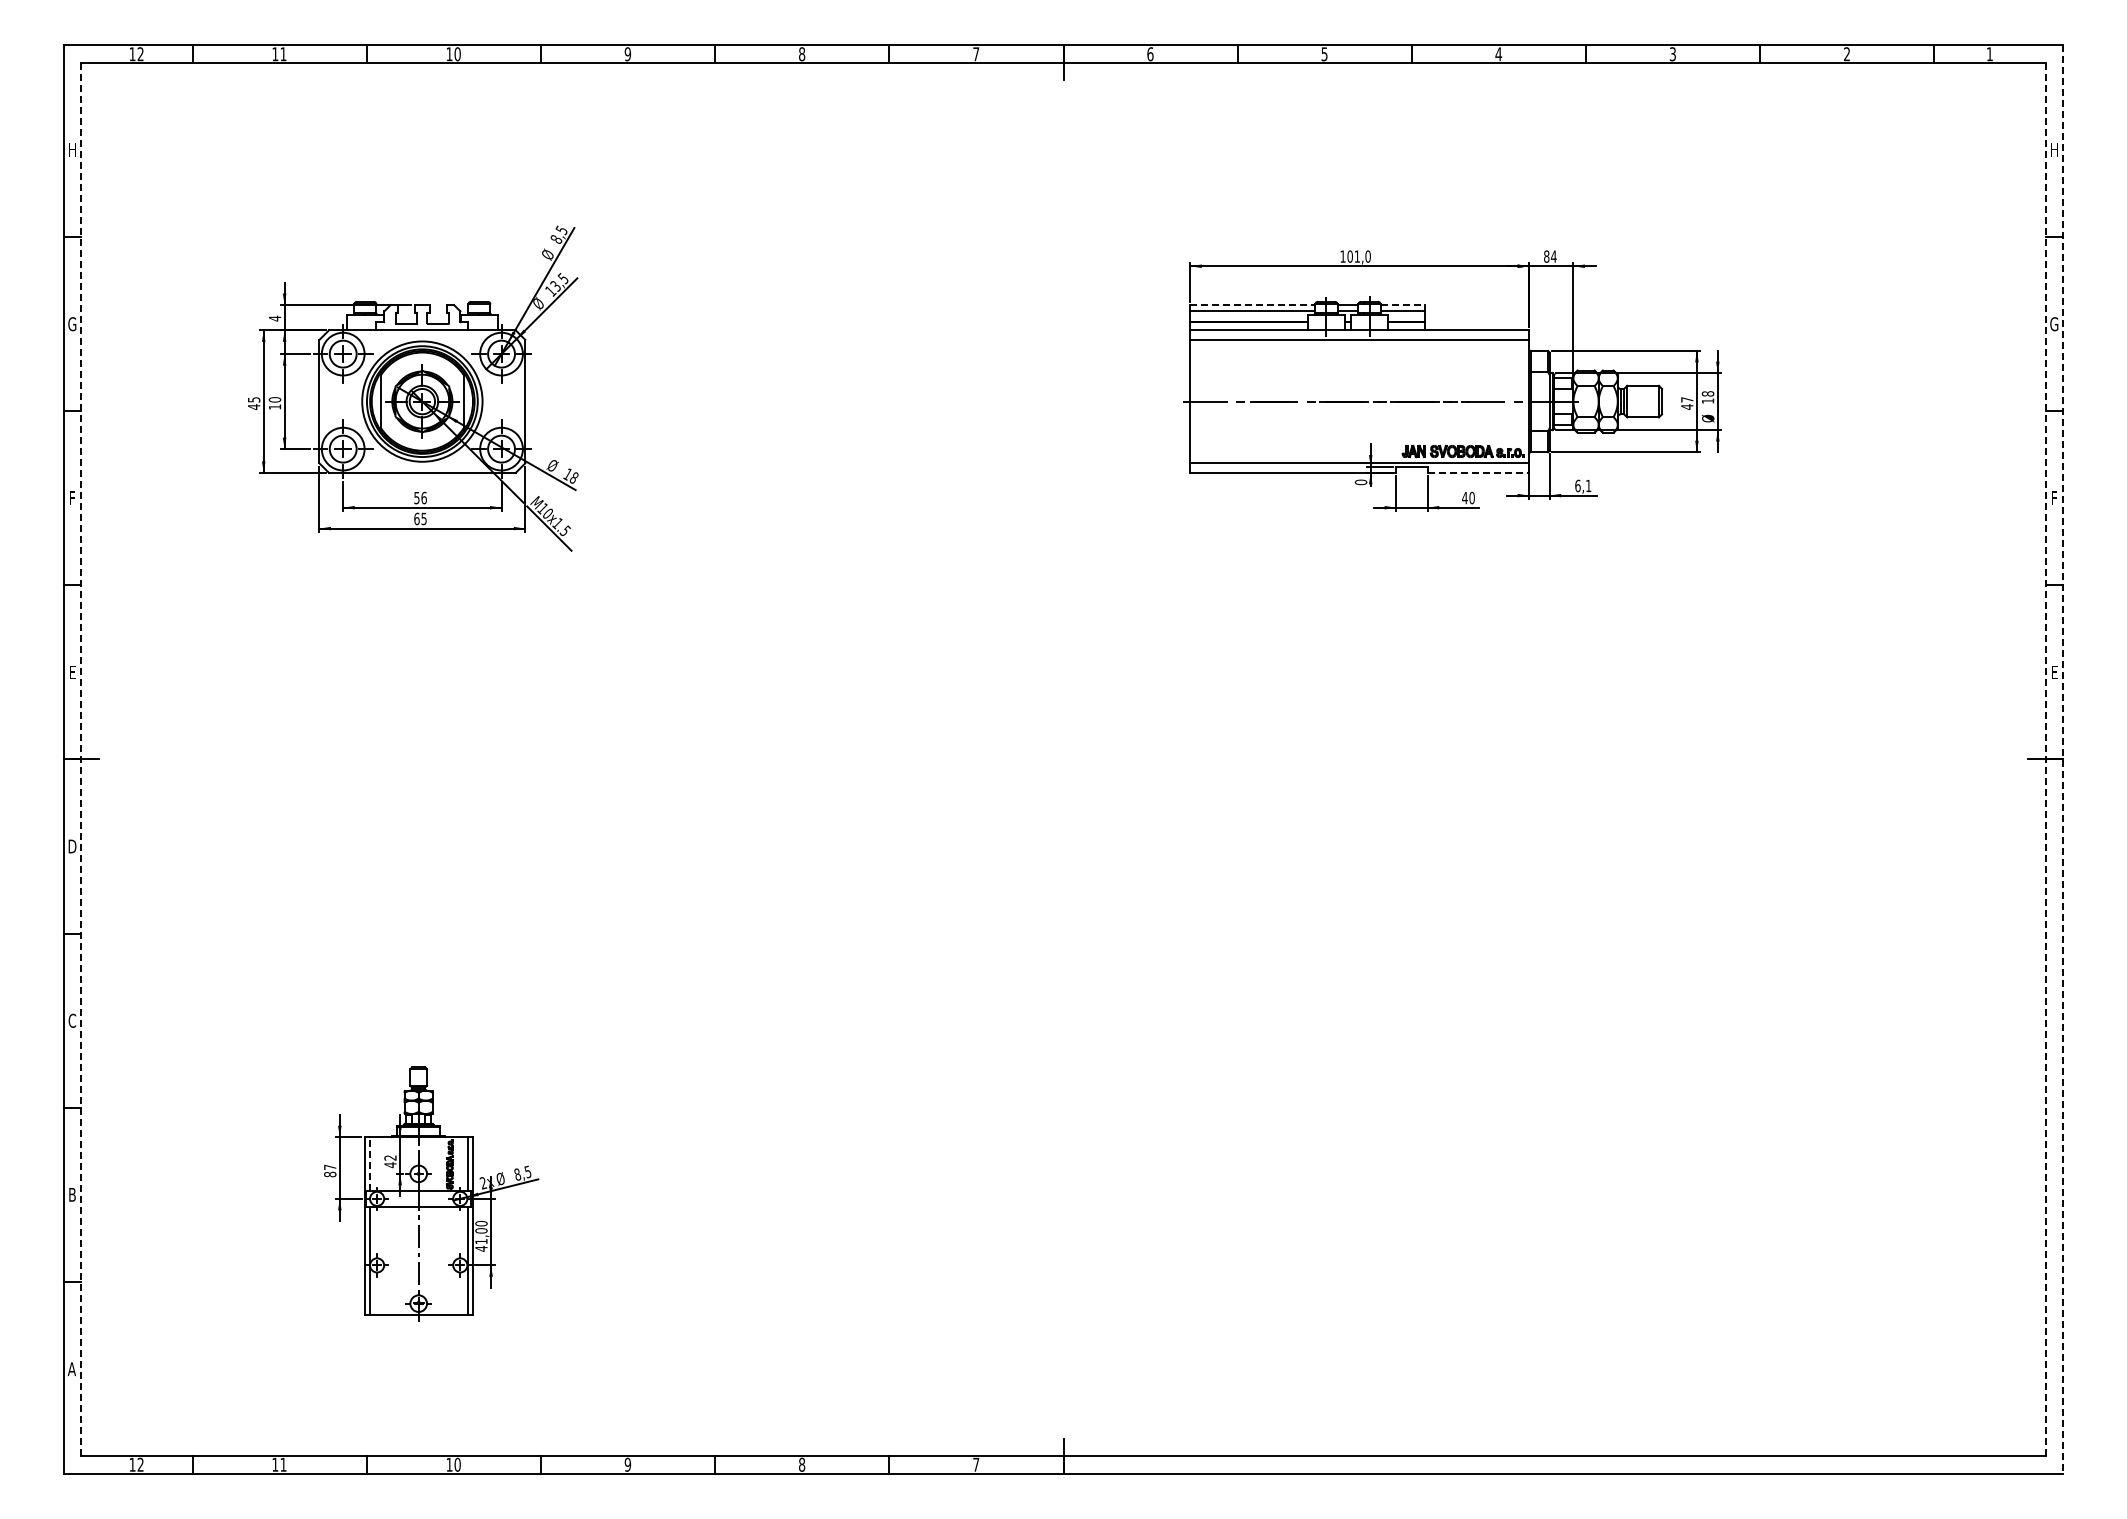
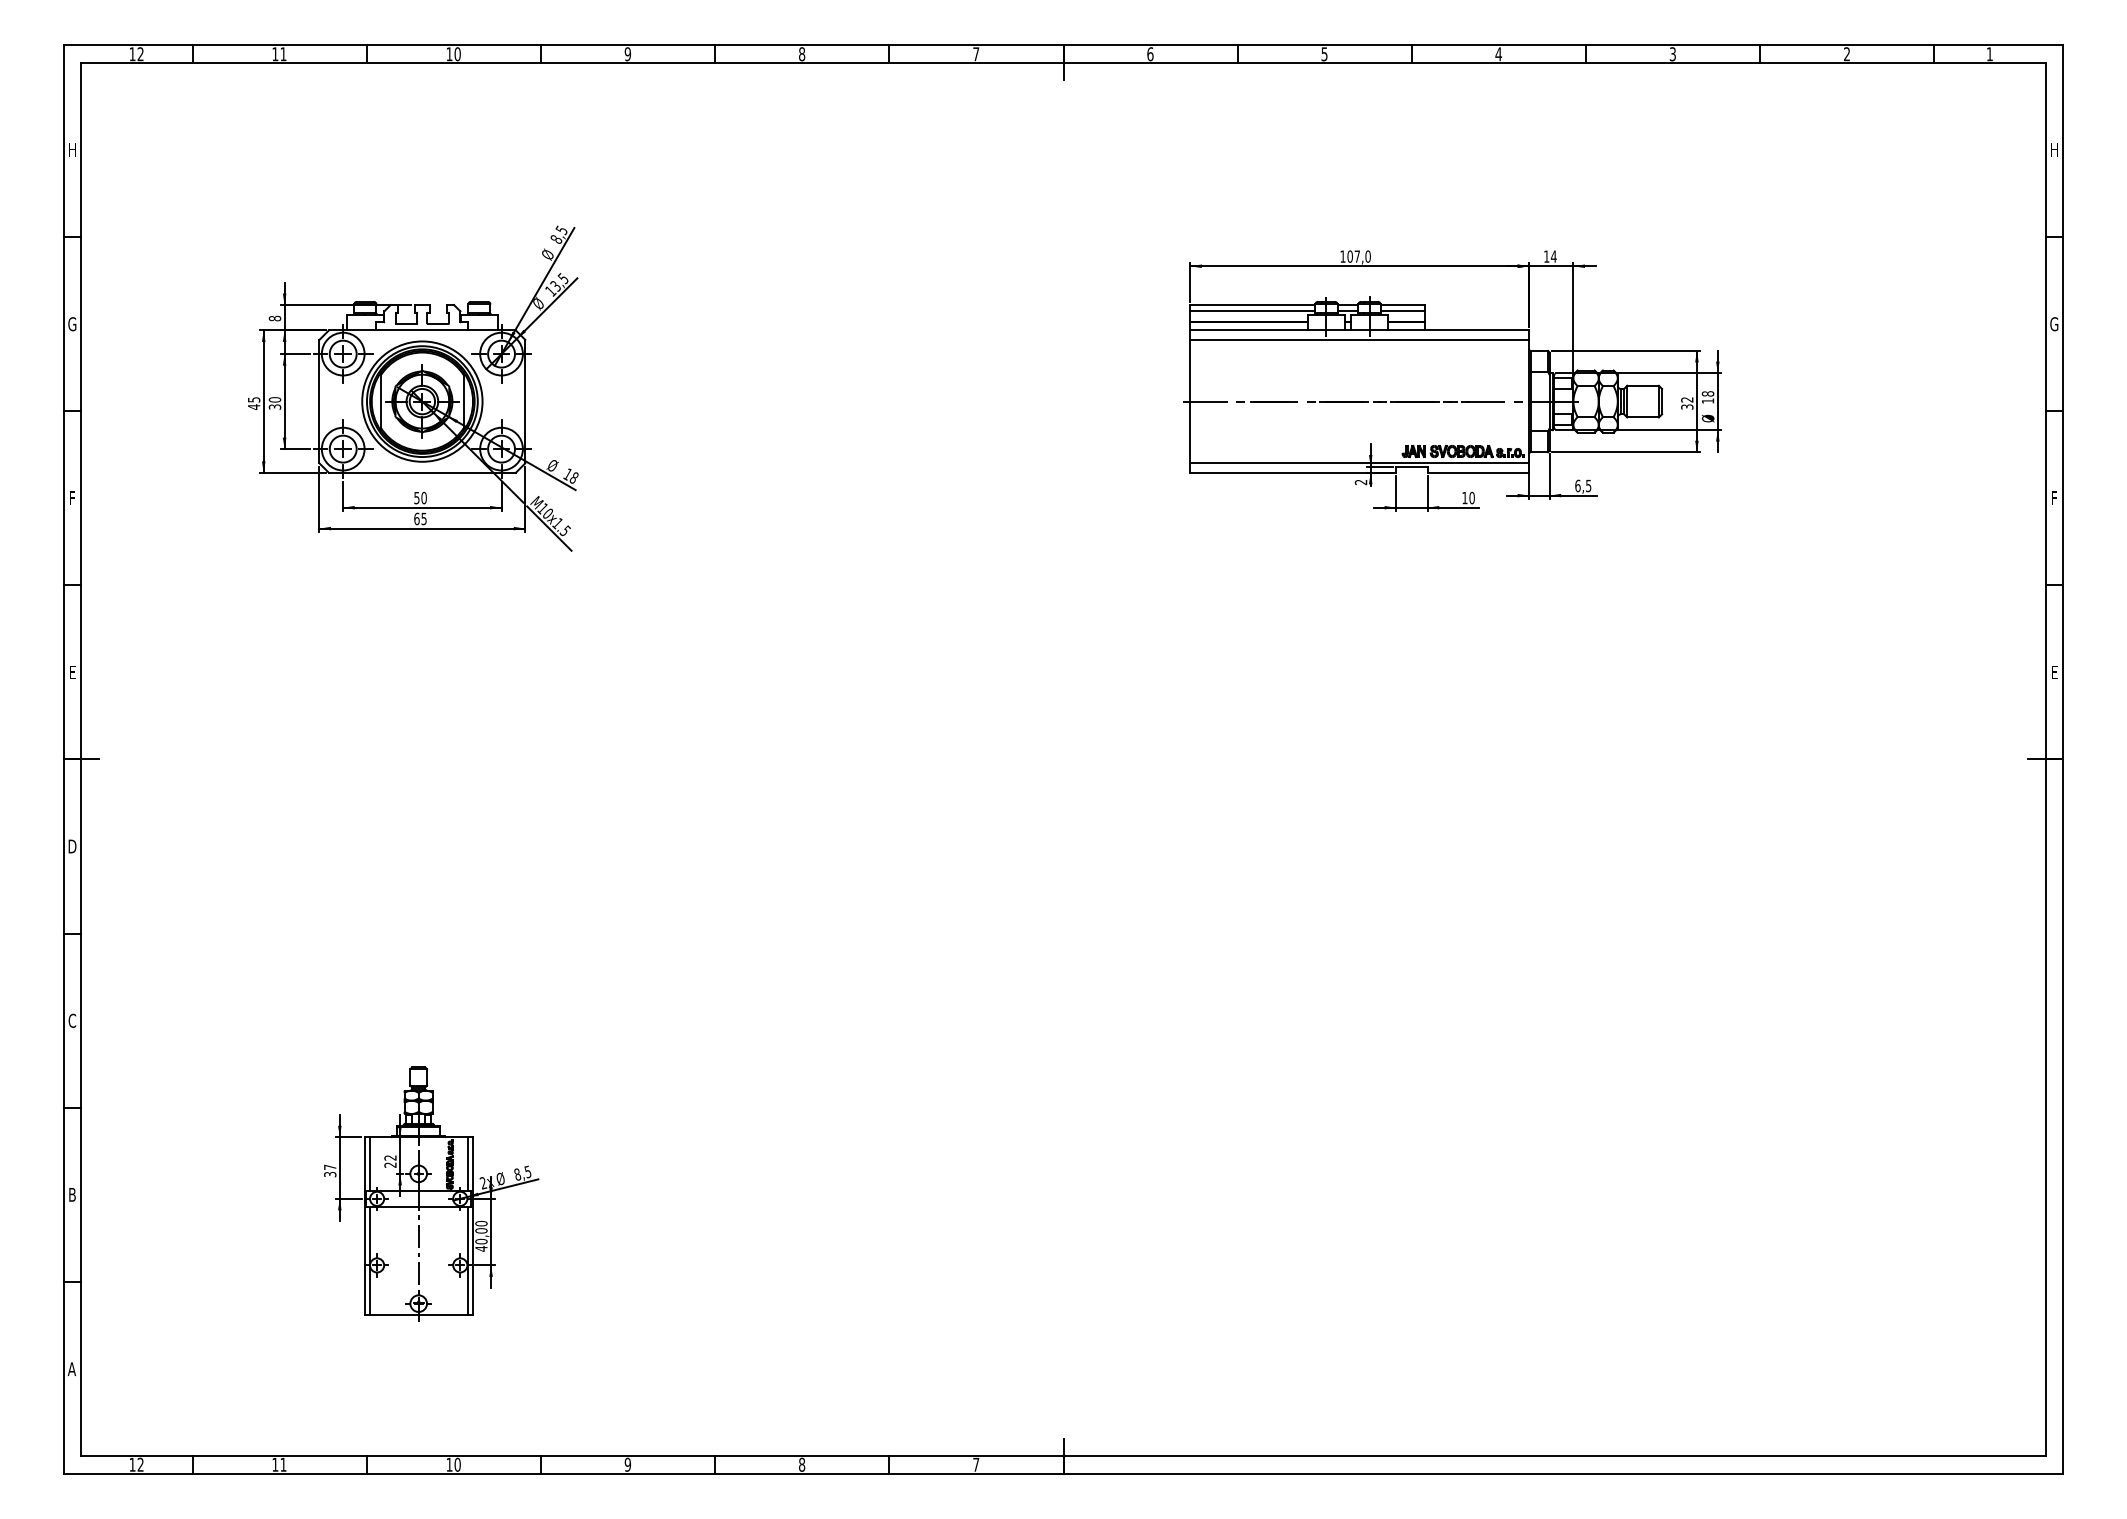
text: 101,0 -> 107,0 (1356, 256)
text: 84 -> 14 (1546, 256)
line: dashed -> solid (1252, 305)
line: dashed -> solid (1403, 305)
text: 4 -> 8 (274, 318)
text: 47 -> 32 (1687, 403)
text: 10 -> 30 (274, 406)
line: dashed -> solid (1478, 472)
text: 0 -> 2 (1361, 482)
text: 6,1 -> 6,5 (1588, 485)
text: 56 -> 50 (423, 497)
text: 40 -> 10 (1464, 498)
line: dashed -> solid (81, 759)
line: dashed -> solid (2045, 759)
line: dashed -> solid (2063, 759)
line: dashed -> solid (369, 1163)
text: 42 -> 22 (390, 1165)
text: 87 -> 37 (330, 1174)
text: 41,00 -> 40,00 (481, 1241)
